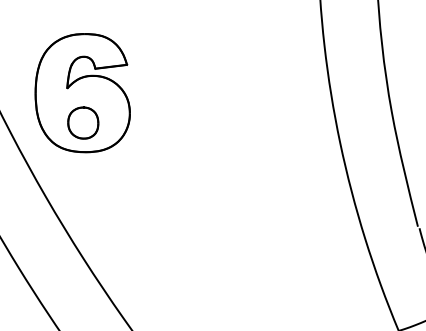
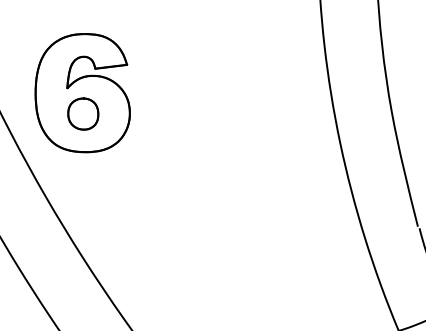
part position: (83, 122) -> (83, 113) (83, 113)
